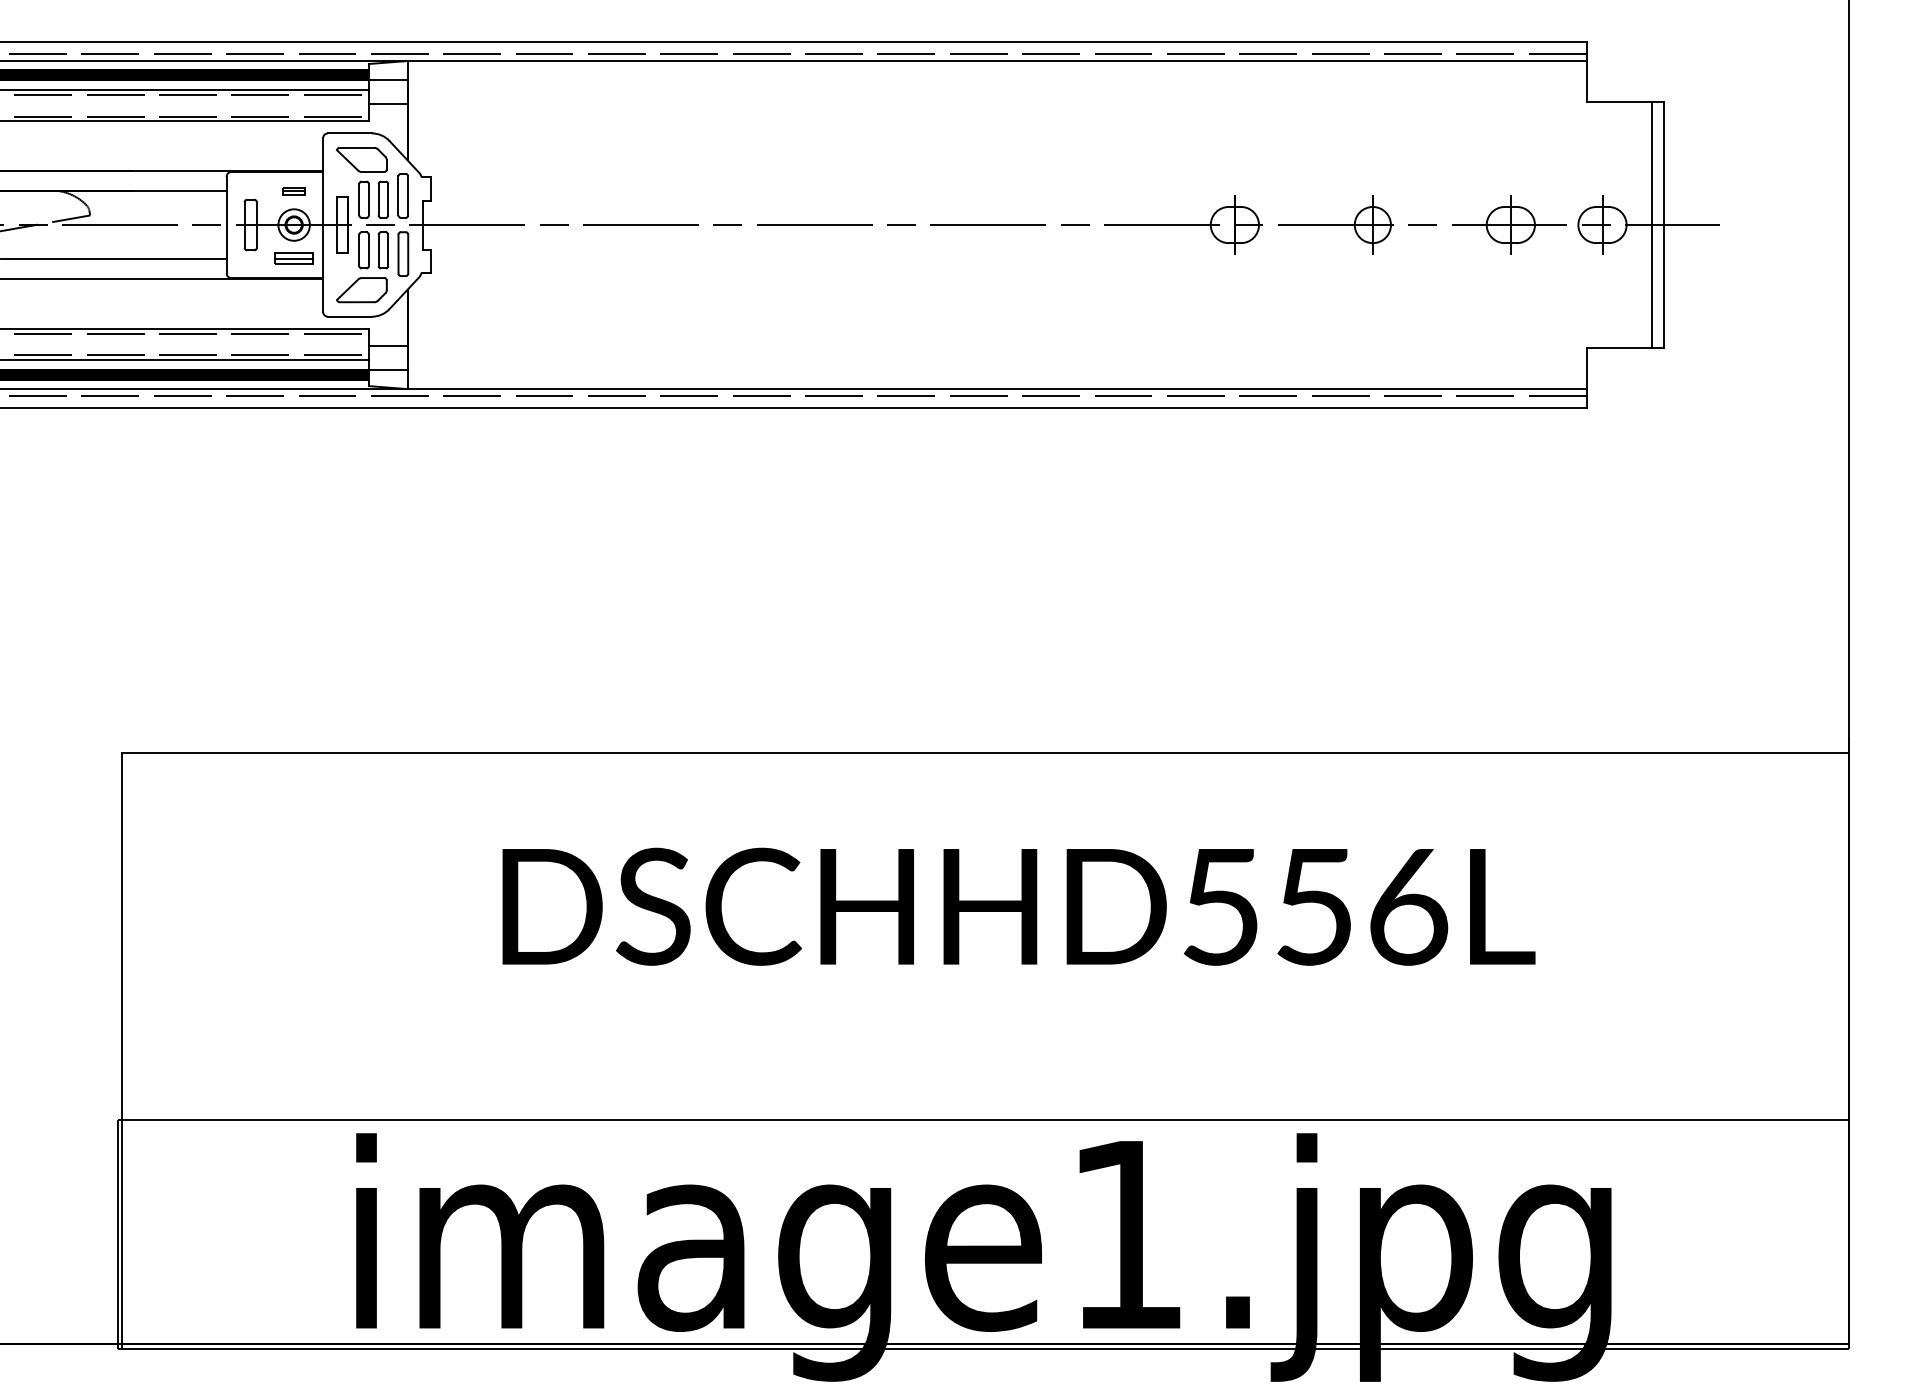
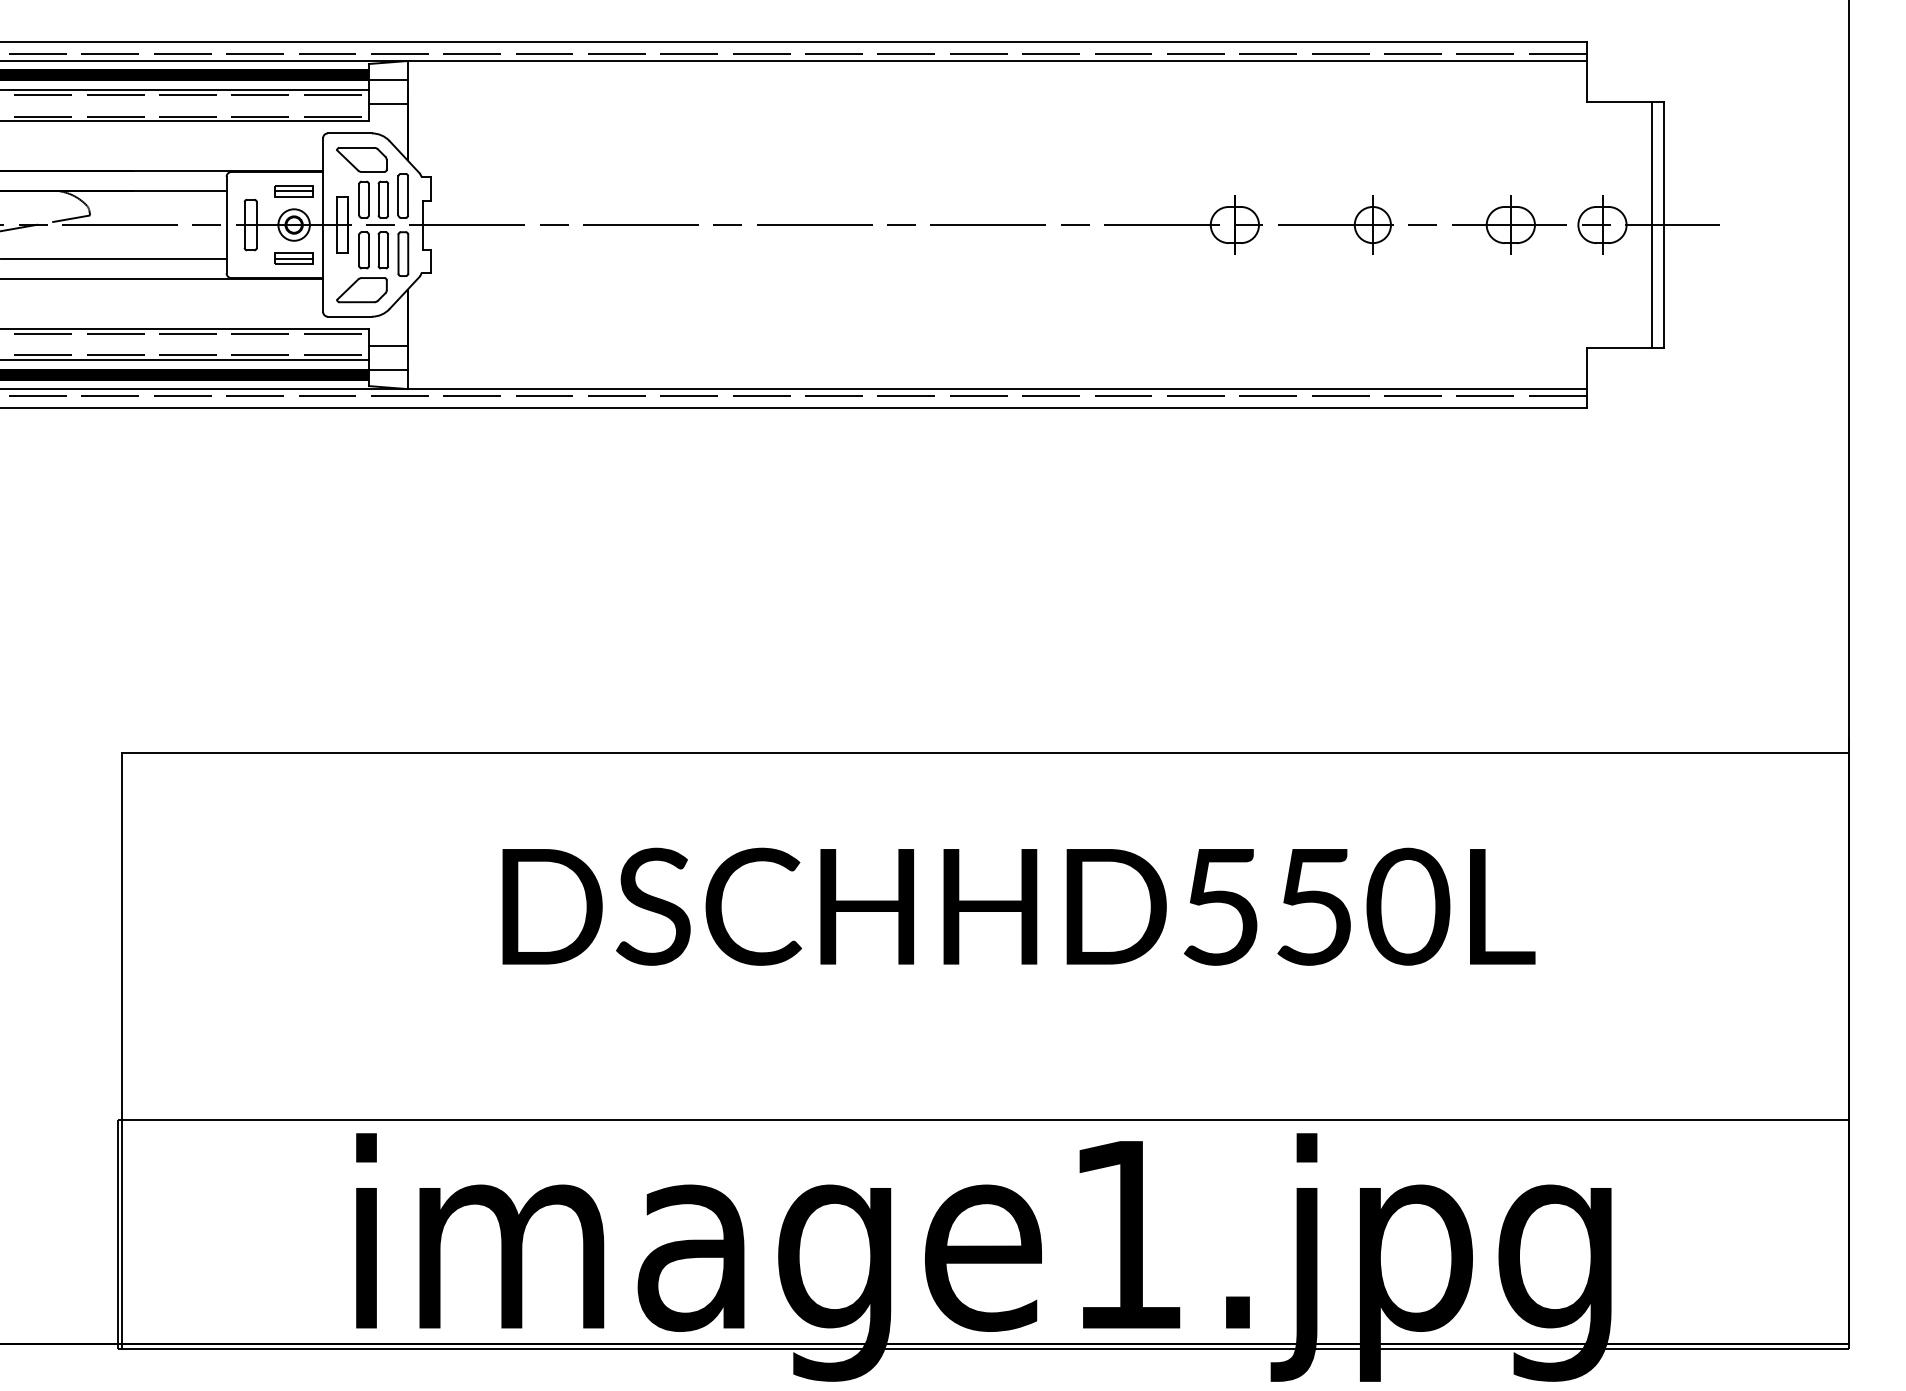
part size: 24x9 px -> 40x13 px (293, 191)
text: DSCHHD556L -> DSCHHD550L (1408, 906)
